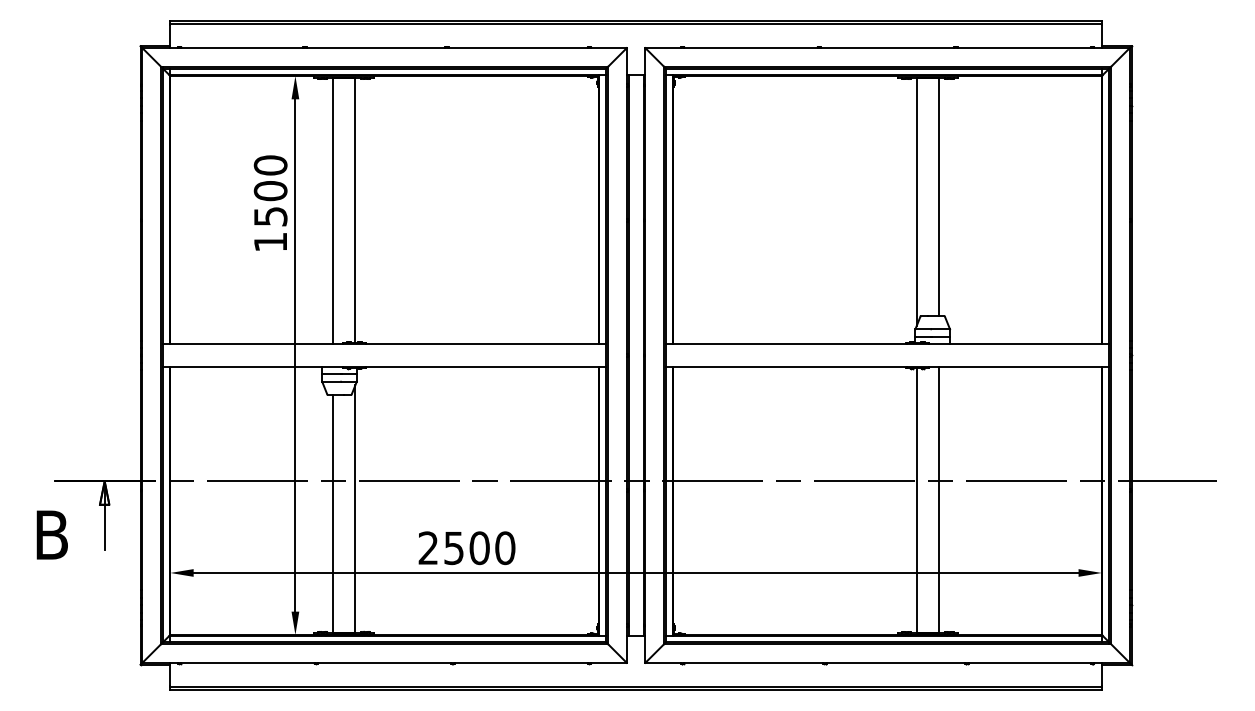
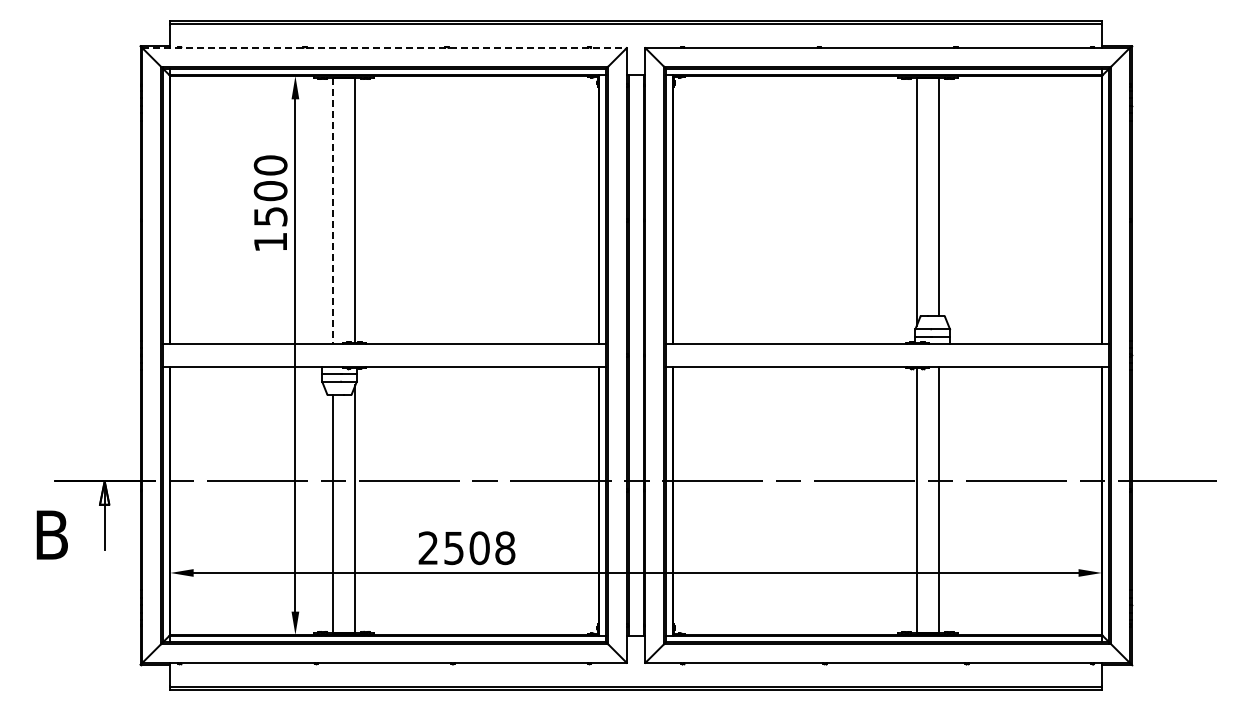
line: solid -> dashed (385, 48)
line: solid -> dashed (333, 211)
text: 2500 -> 2508 (505, 547)
